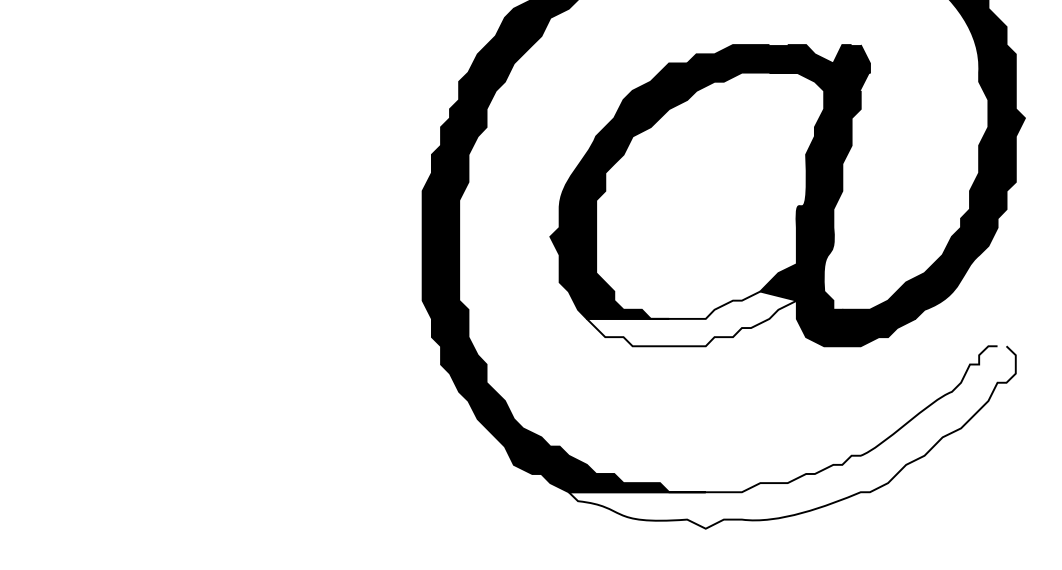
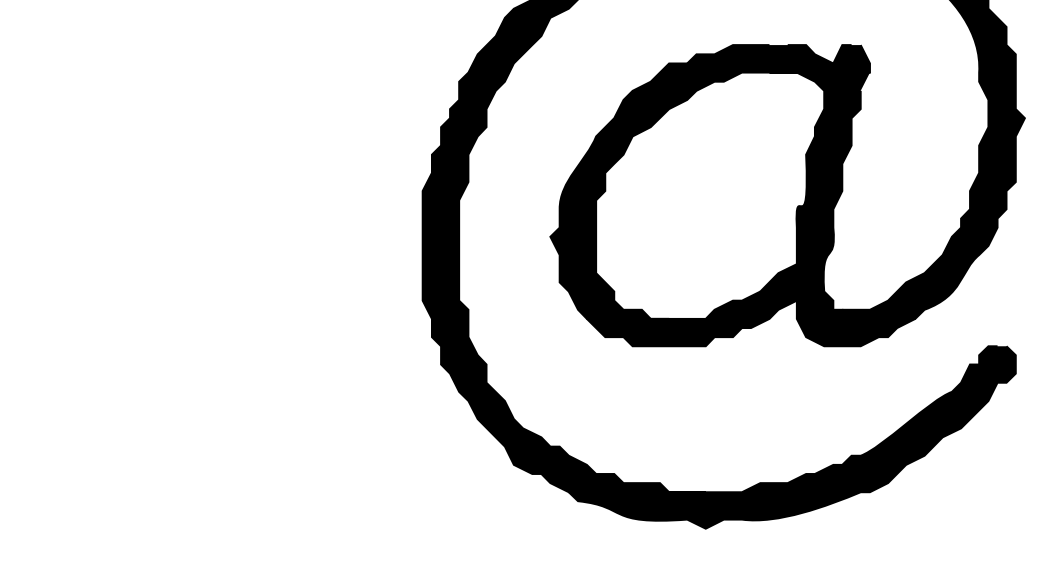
fill: none -> present (691, 318)
fill: none -> present (791, 437)
